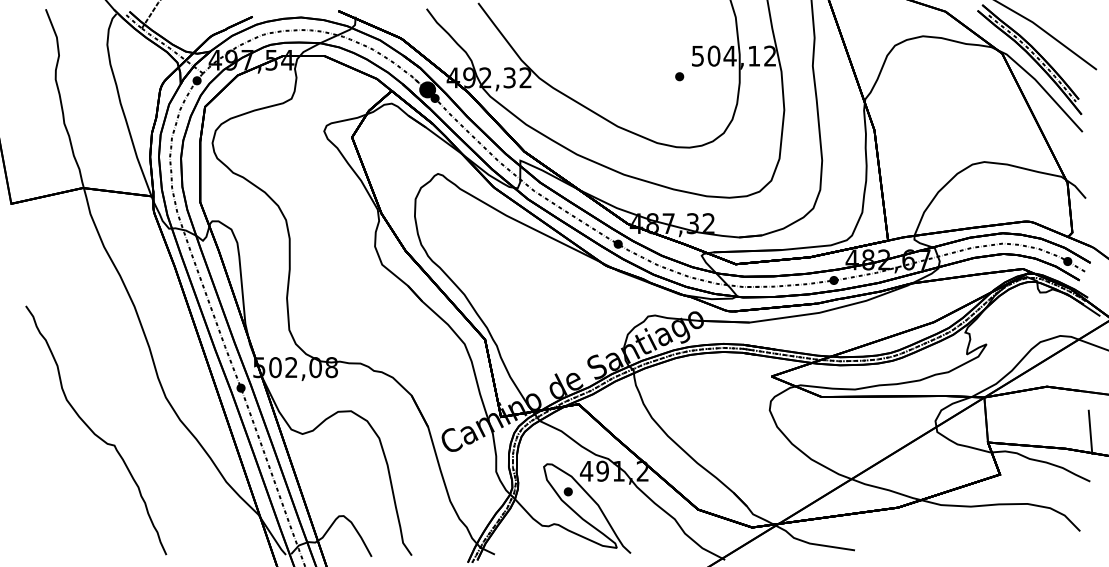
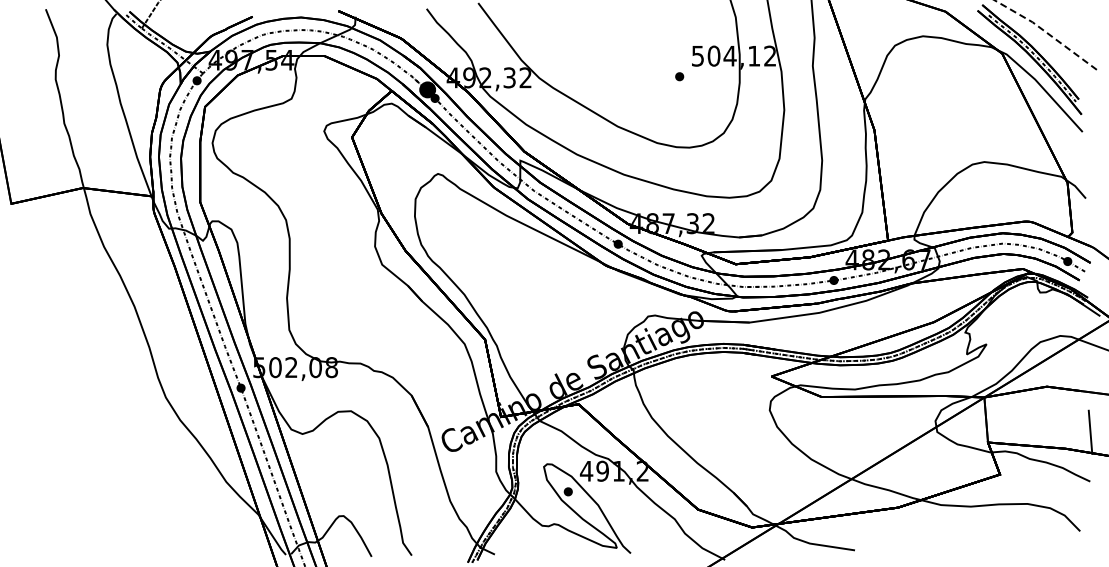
line: solid -> dashed (1046, 32)
curve: present -> none (94, 432)
